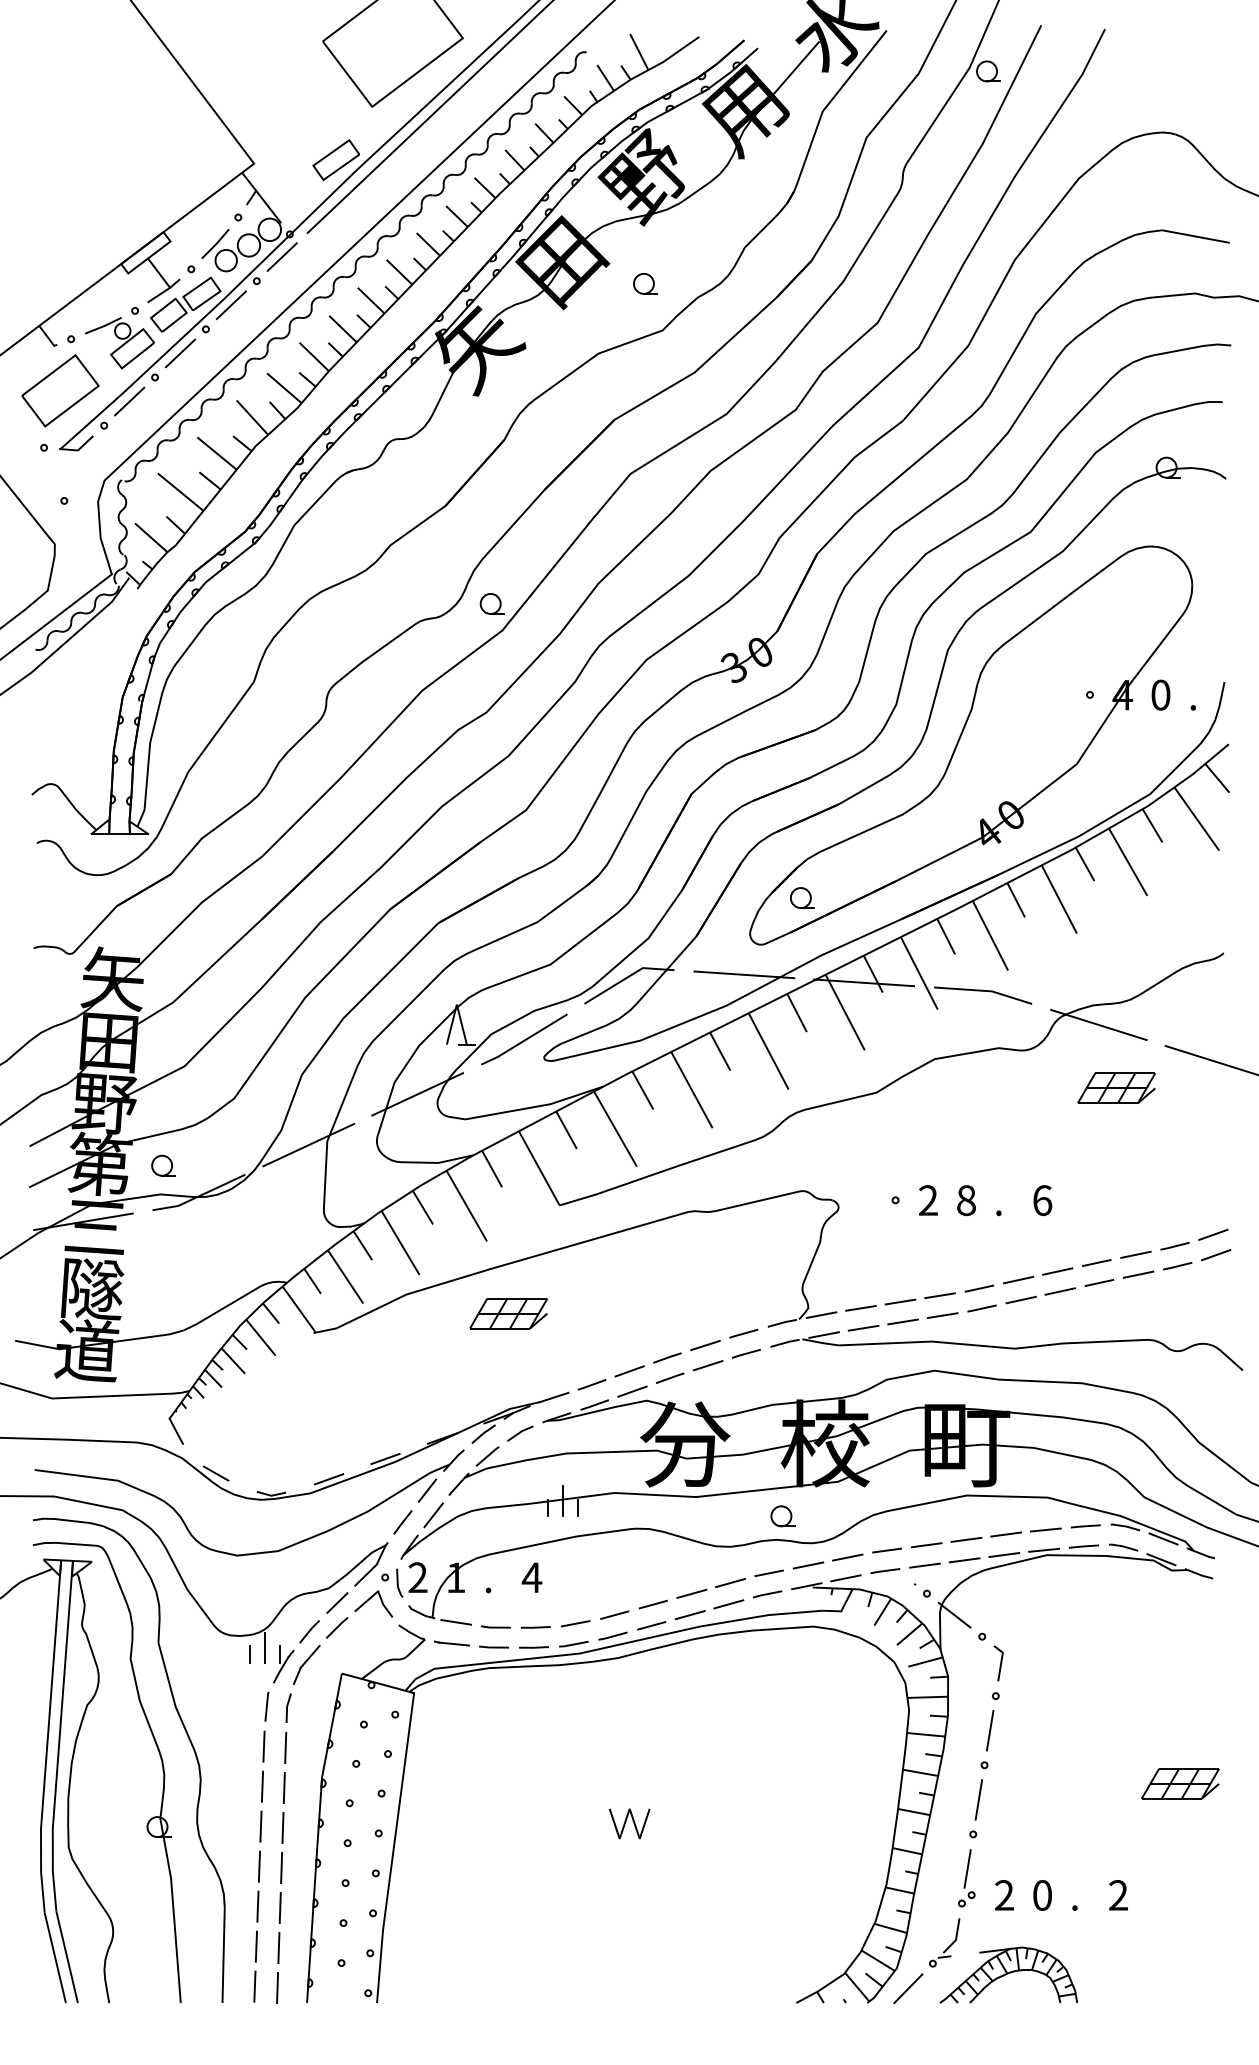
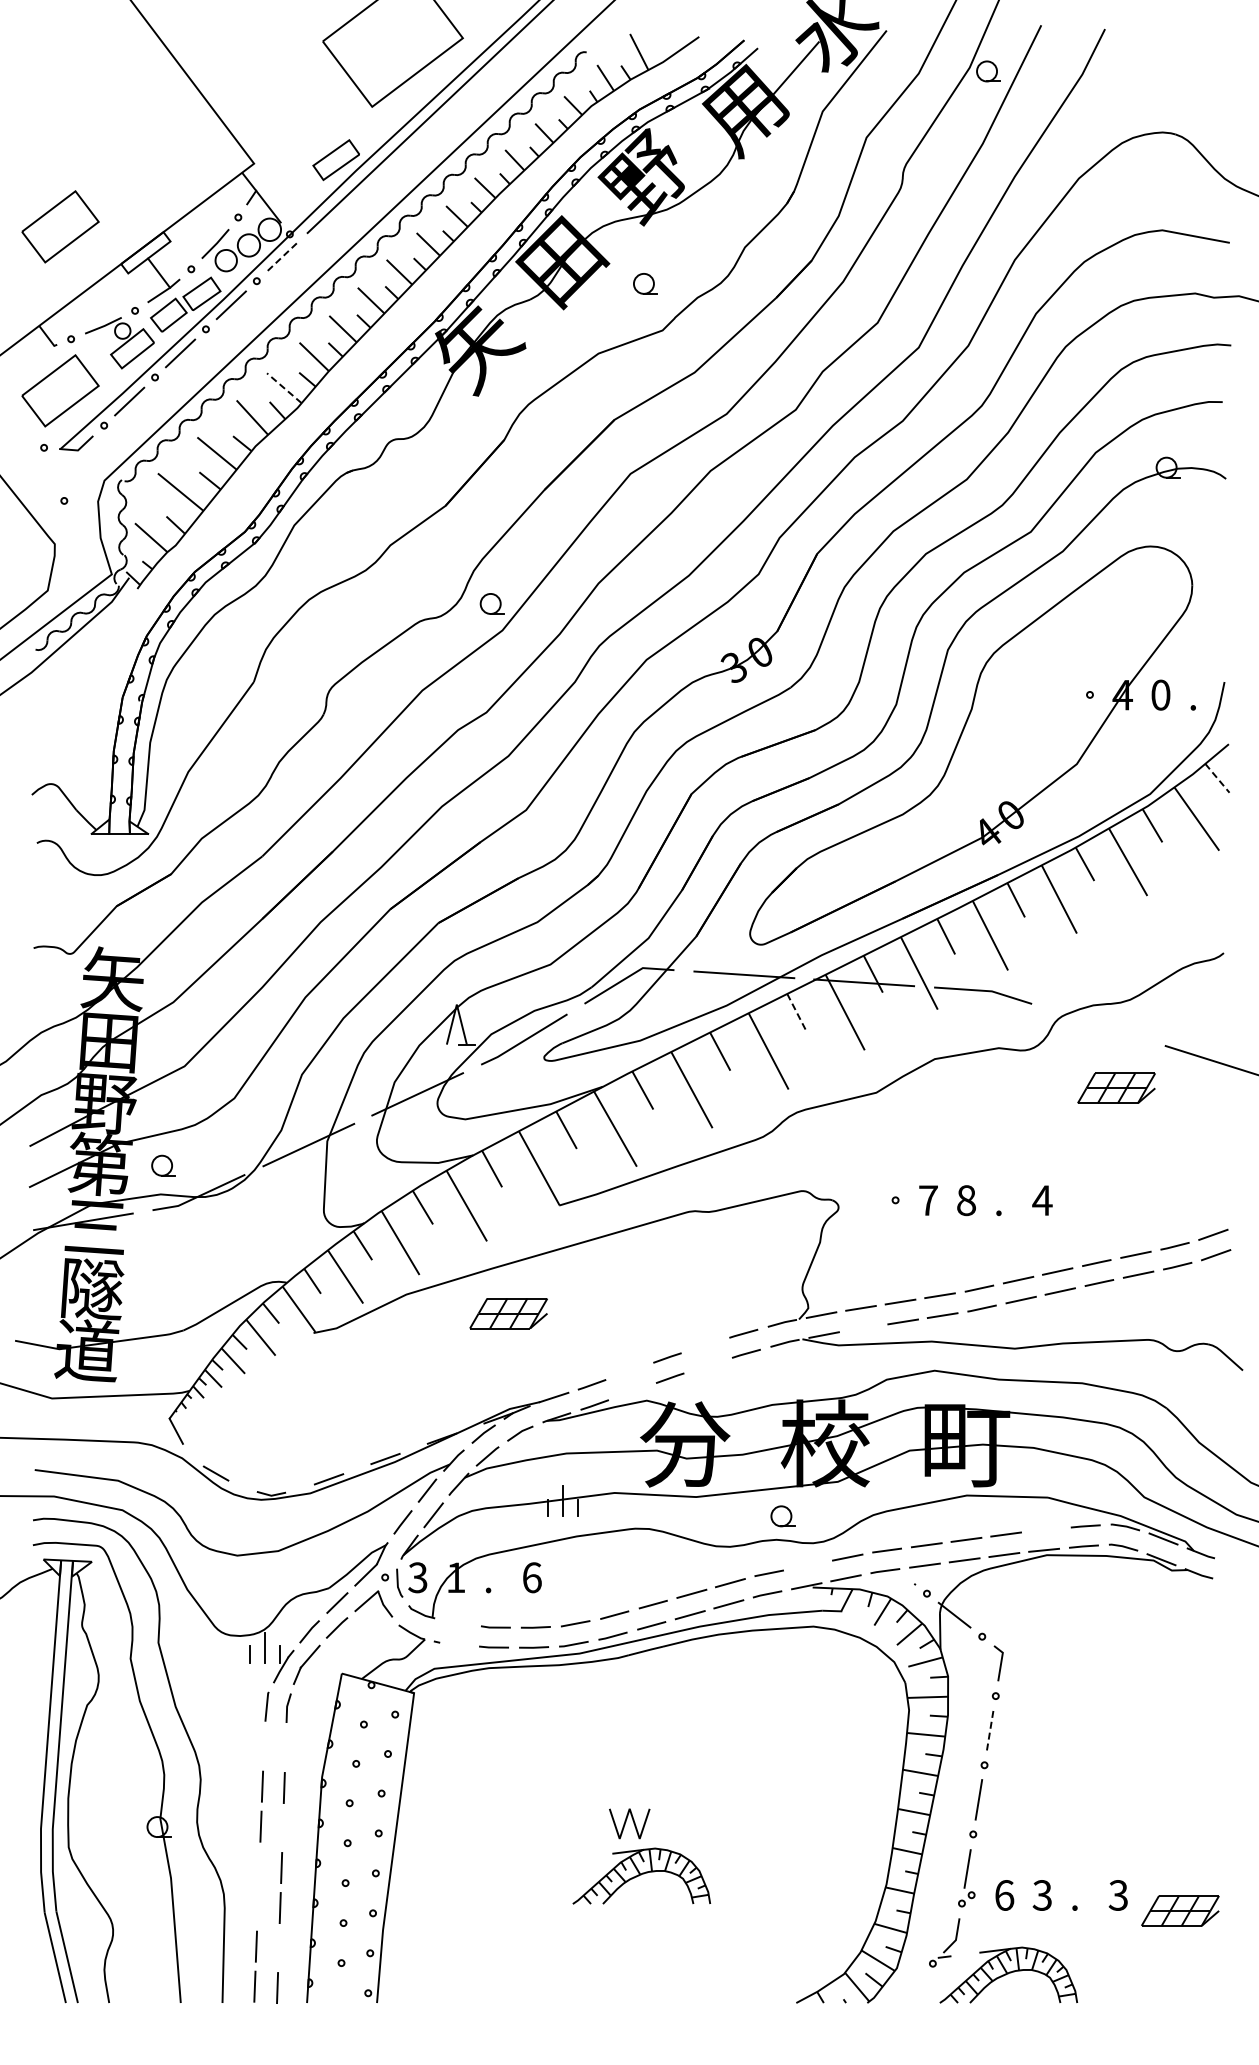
part: none -> present (60, 226)
line: solid -> dashed (281, 257)
line: solid -> dashed (284, 388)
line: solid -> dashed (1217, 778)
part: present -> none (802, 897)
line: solid -> dashed (797, 1013)
line: present -> none (1098, 1025)
text: 2 -> 7 (928, 1200)
text: 6 -> 4 (1042, 1200)
line: present -> none (863, 1327)
line: present -> none (705, 1345)
line: present -> none (707, 1365)
line: present -> none (629, 1371)
line: present -> none (632, 1391)
line: present -> none (1045, 1529)
line: present -> none (808, 1565)
text: 2 -> 3 (417, 1577)
text: 4 -> 6 (531, 1577)
line: present -> none (456, 1622)
line: present -> none (454, 1643)
line: solid -> dashed (990, 1730)
line: present -> none (263, 1746)
line: present -> none (285, 1748)
part position: (1180, 1783) -> (1180, 1910) (1180, 1910)
line: present -> none (282, 1828)
line: present -> none (259, 1866)
part: none -> present (641, 1875)
text: 2 -> 6 (1004, 1895)
text: 0 -> 3 (1041, 1895)
text: 2 -> 3 (1117, 1895)
line: present -> none (257, 1906)
line: present -> none (278, 1948)
line: present -> none (908, 1988)
